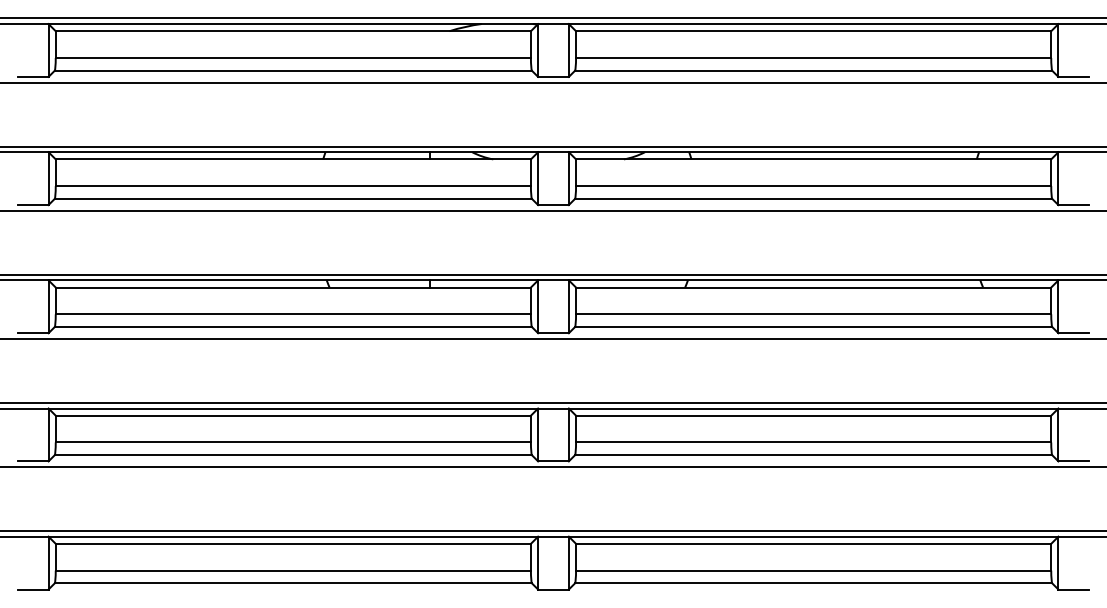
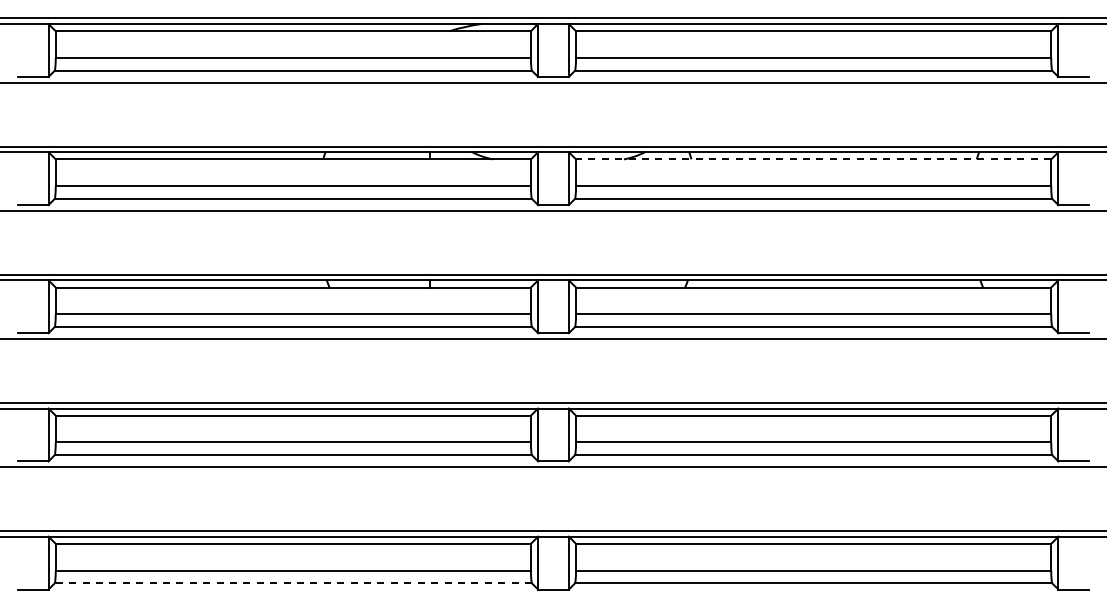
line: solid -> dashed (813, 159)
line: solid -> dashed (293, 583)
